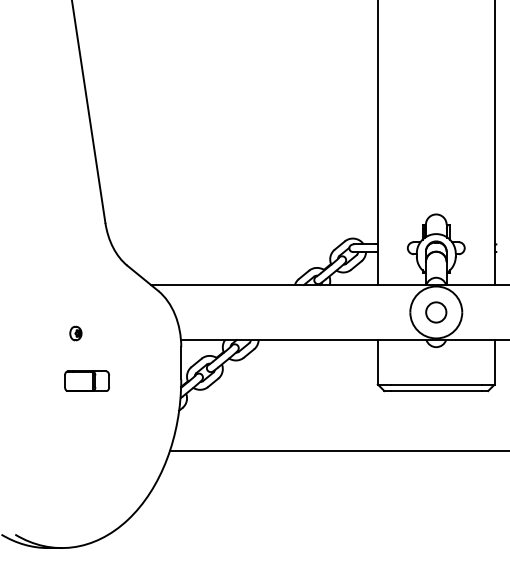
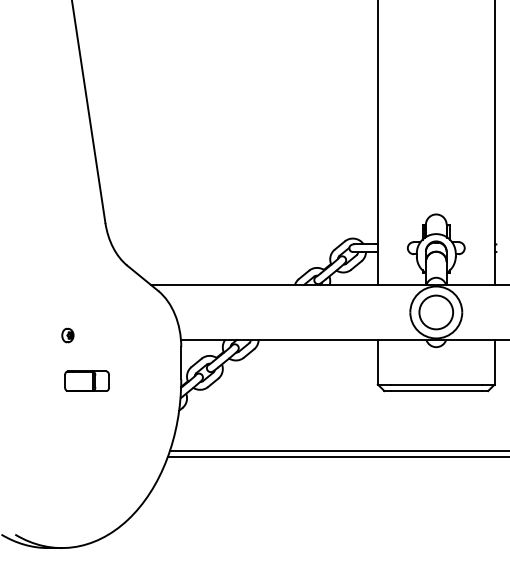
circle diameter: 20 px -> 34 px (436, 312)
part position: (75, 333) -> (67, 335) (67, 335)
line: none -> present (336, 456)
